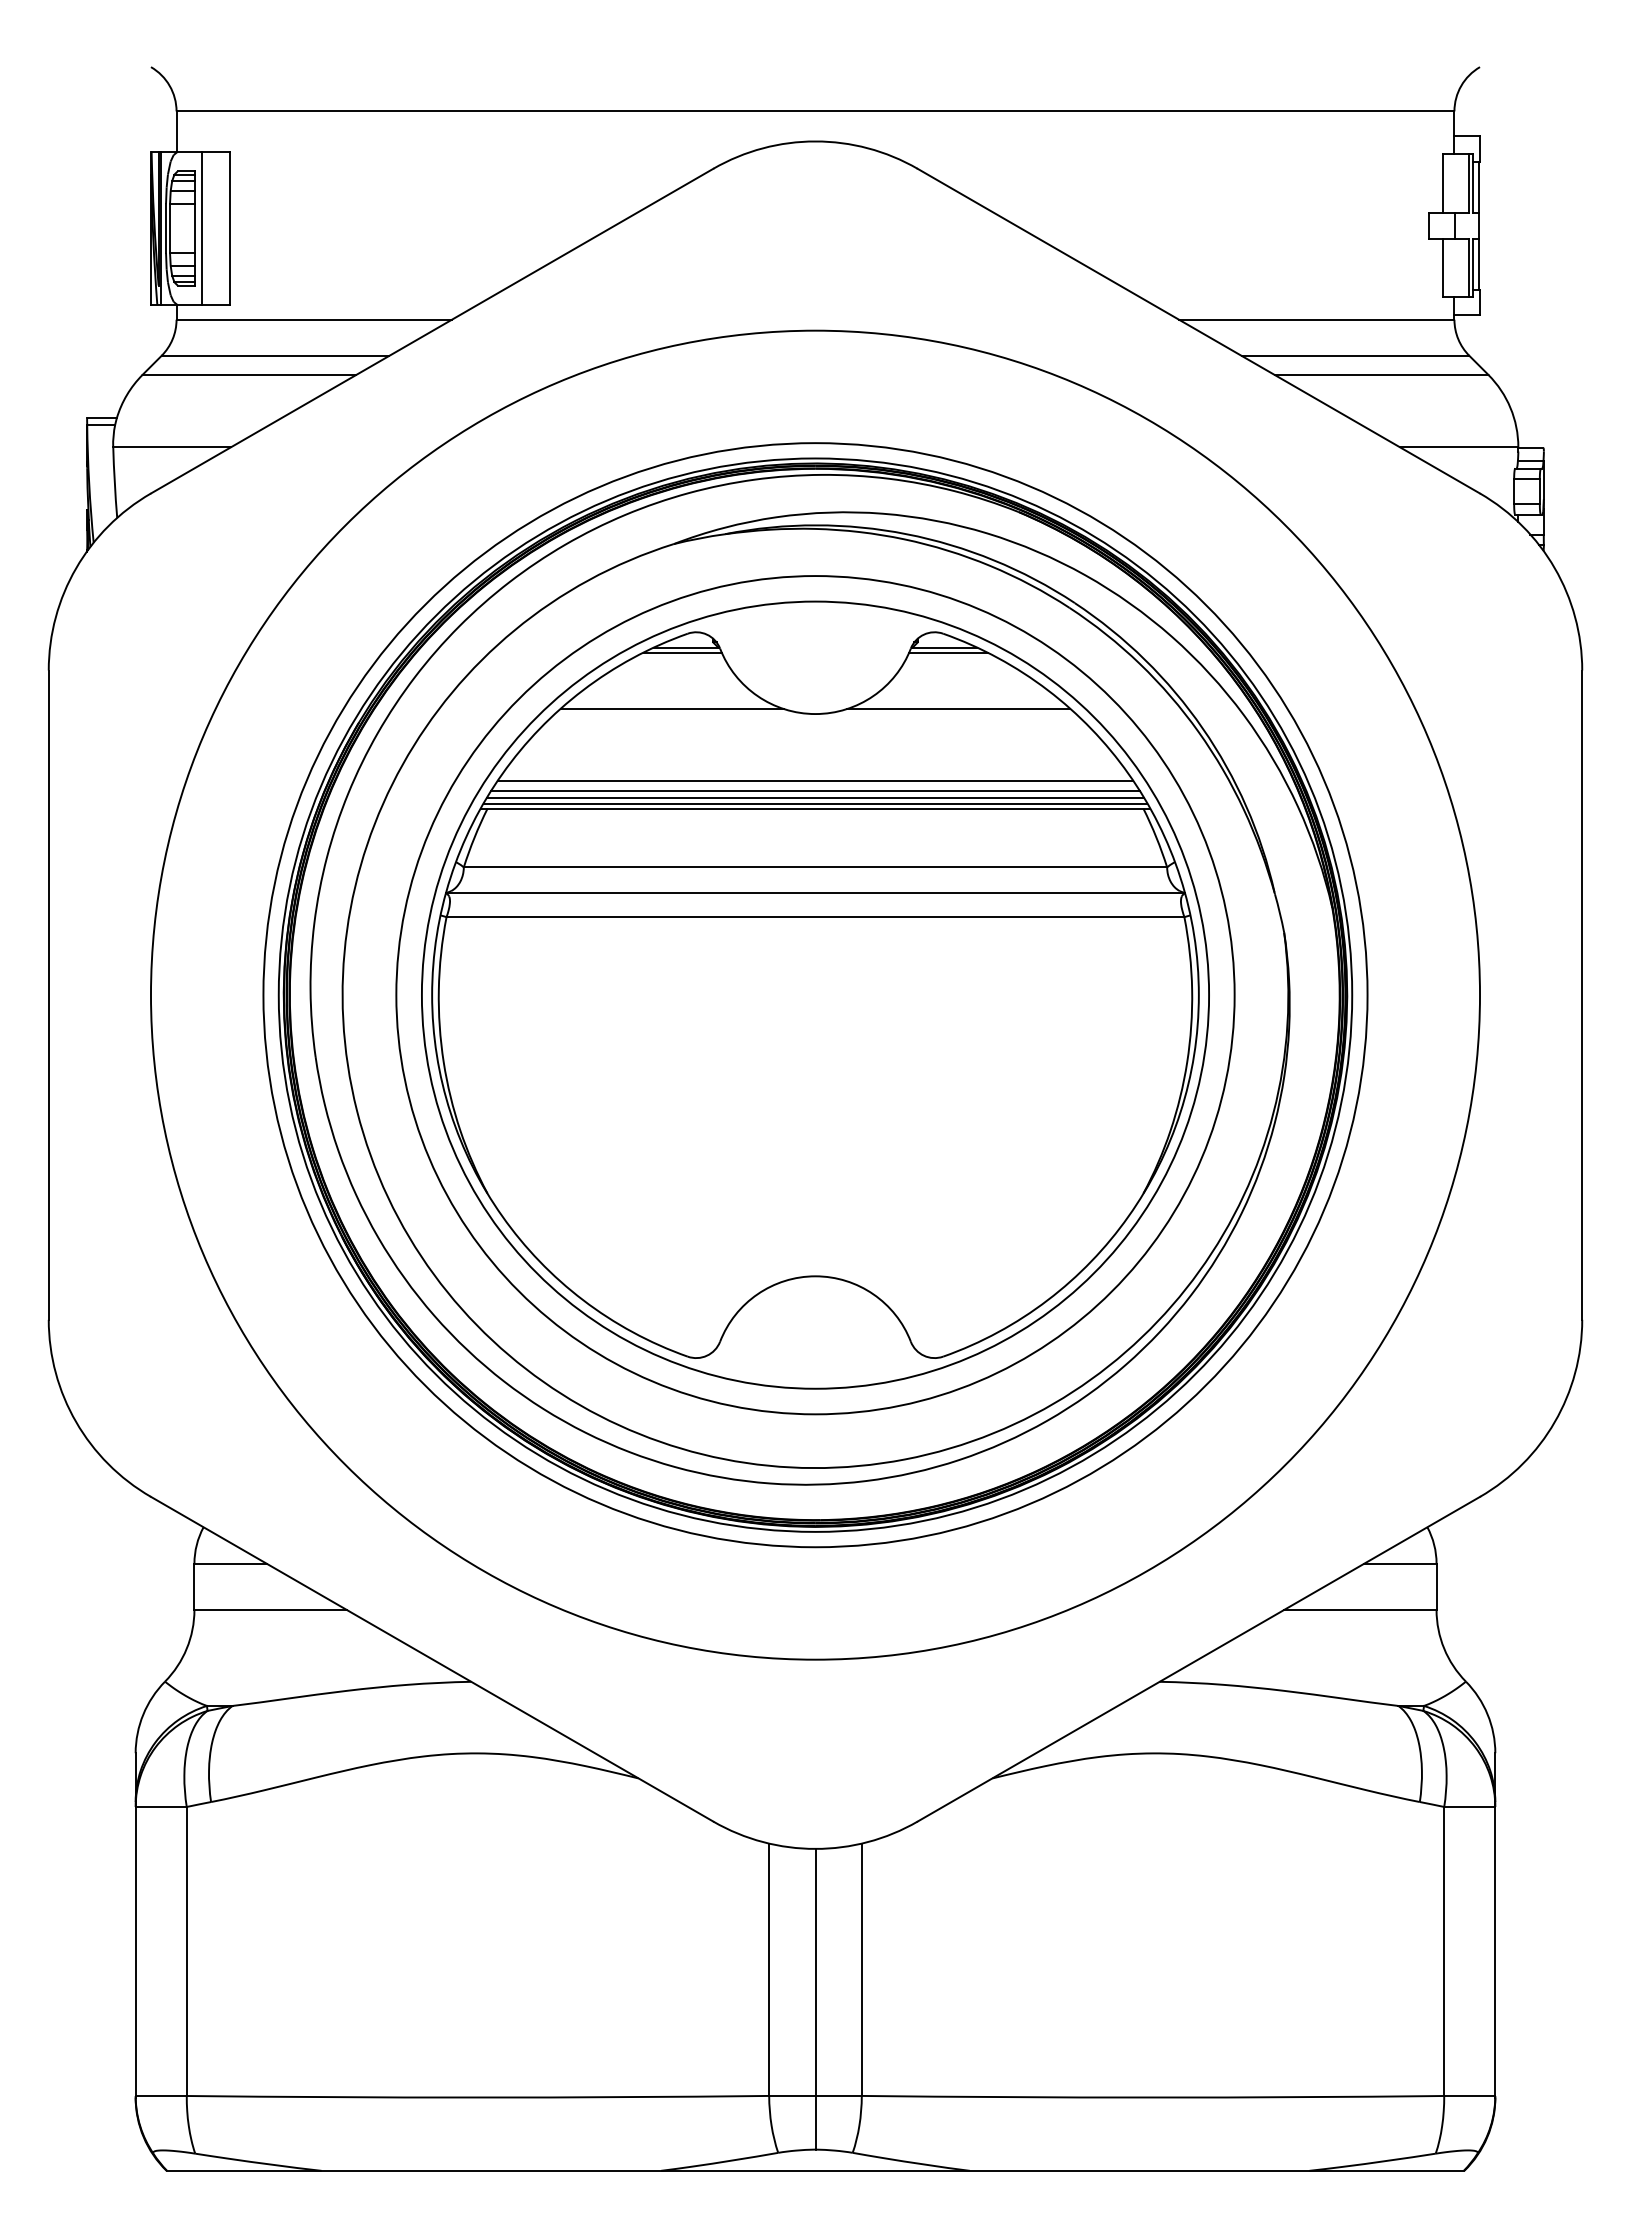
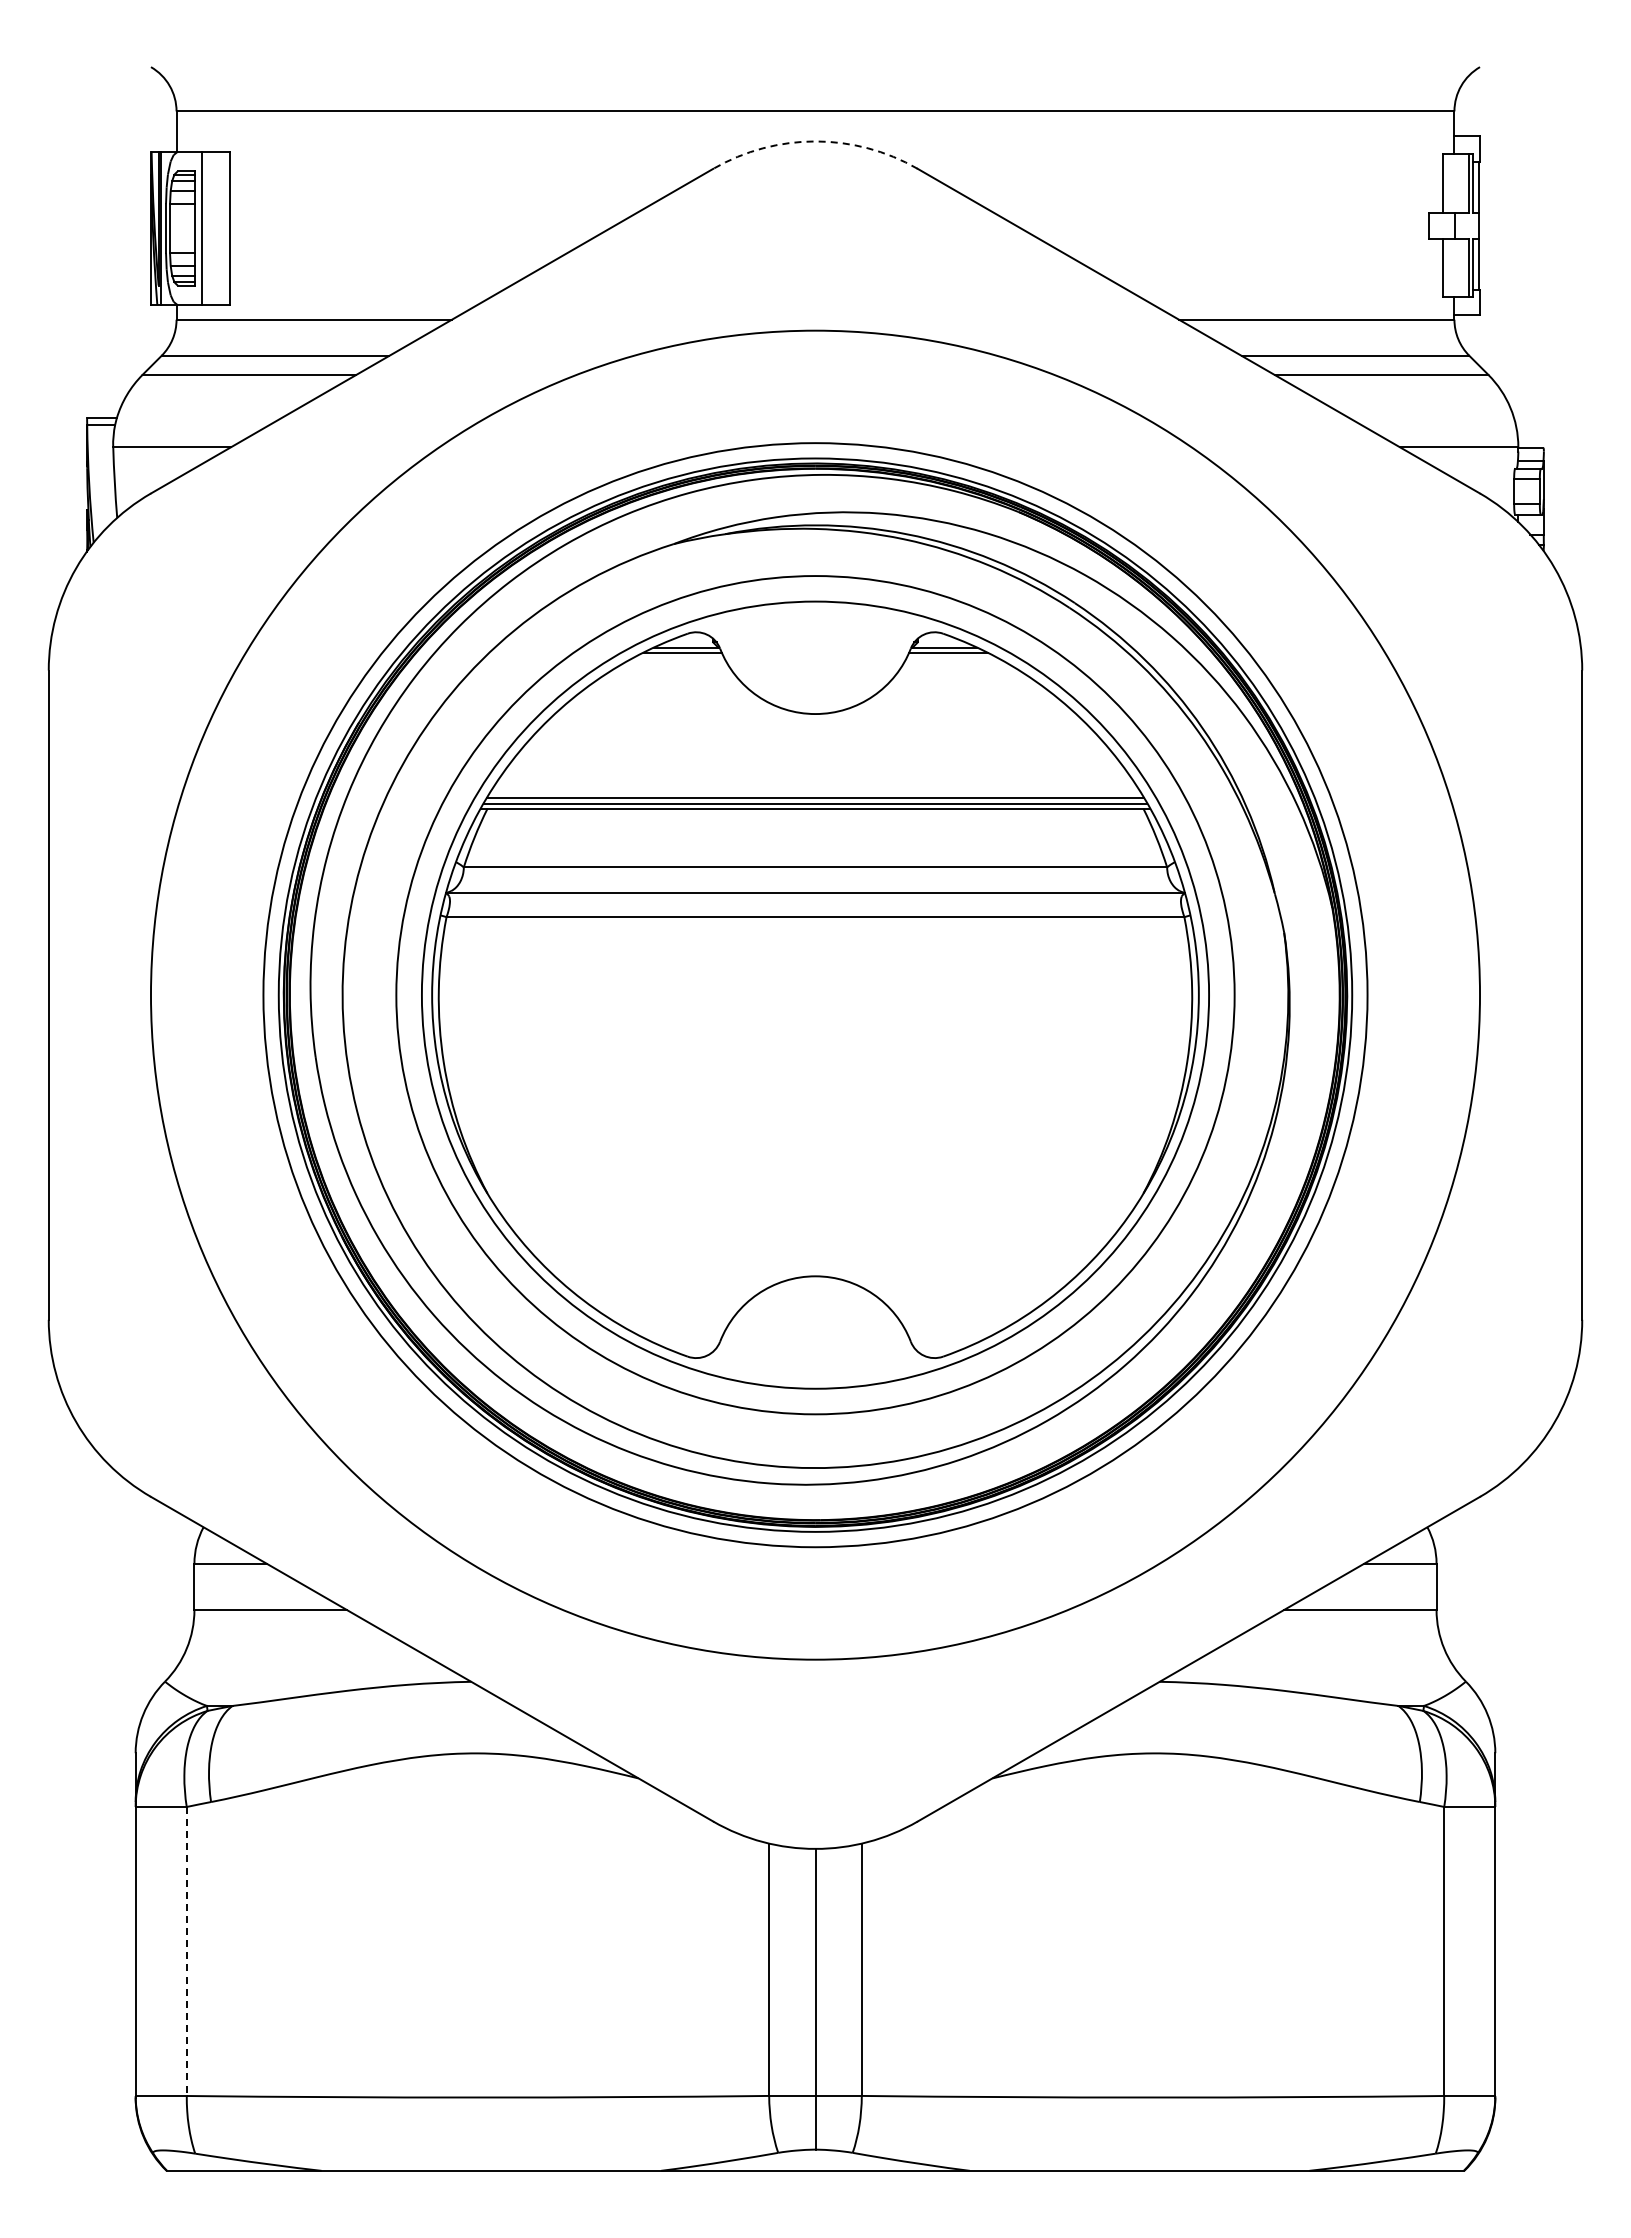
arc: solid -> dashed (815, 141)
line: present -> none (671, 708)
line: present -> none (958, 708)
line: present -> none (815, 780)
line: present -> none (815, 790)
line: solid -> dashed (186, 1951)
